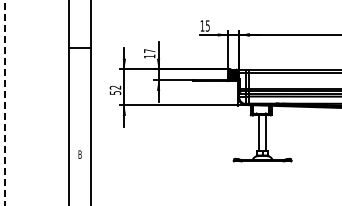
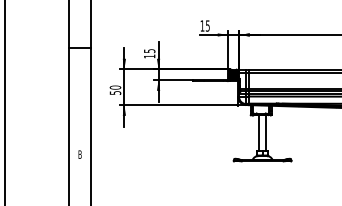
text: 17 -> 15 (149, 51)
text: 52 -> 50 (115, 87)
line: dashed -> solid (5, 102)
